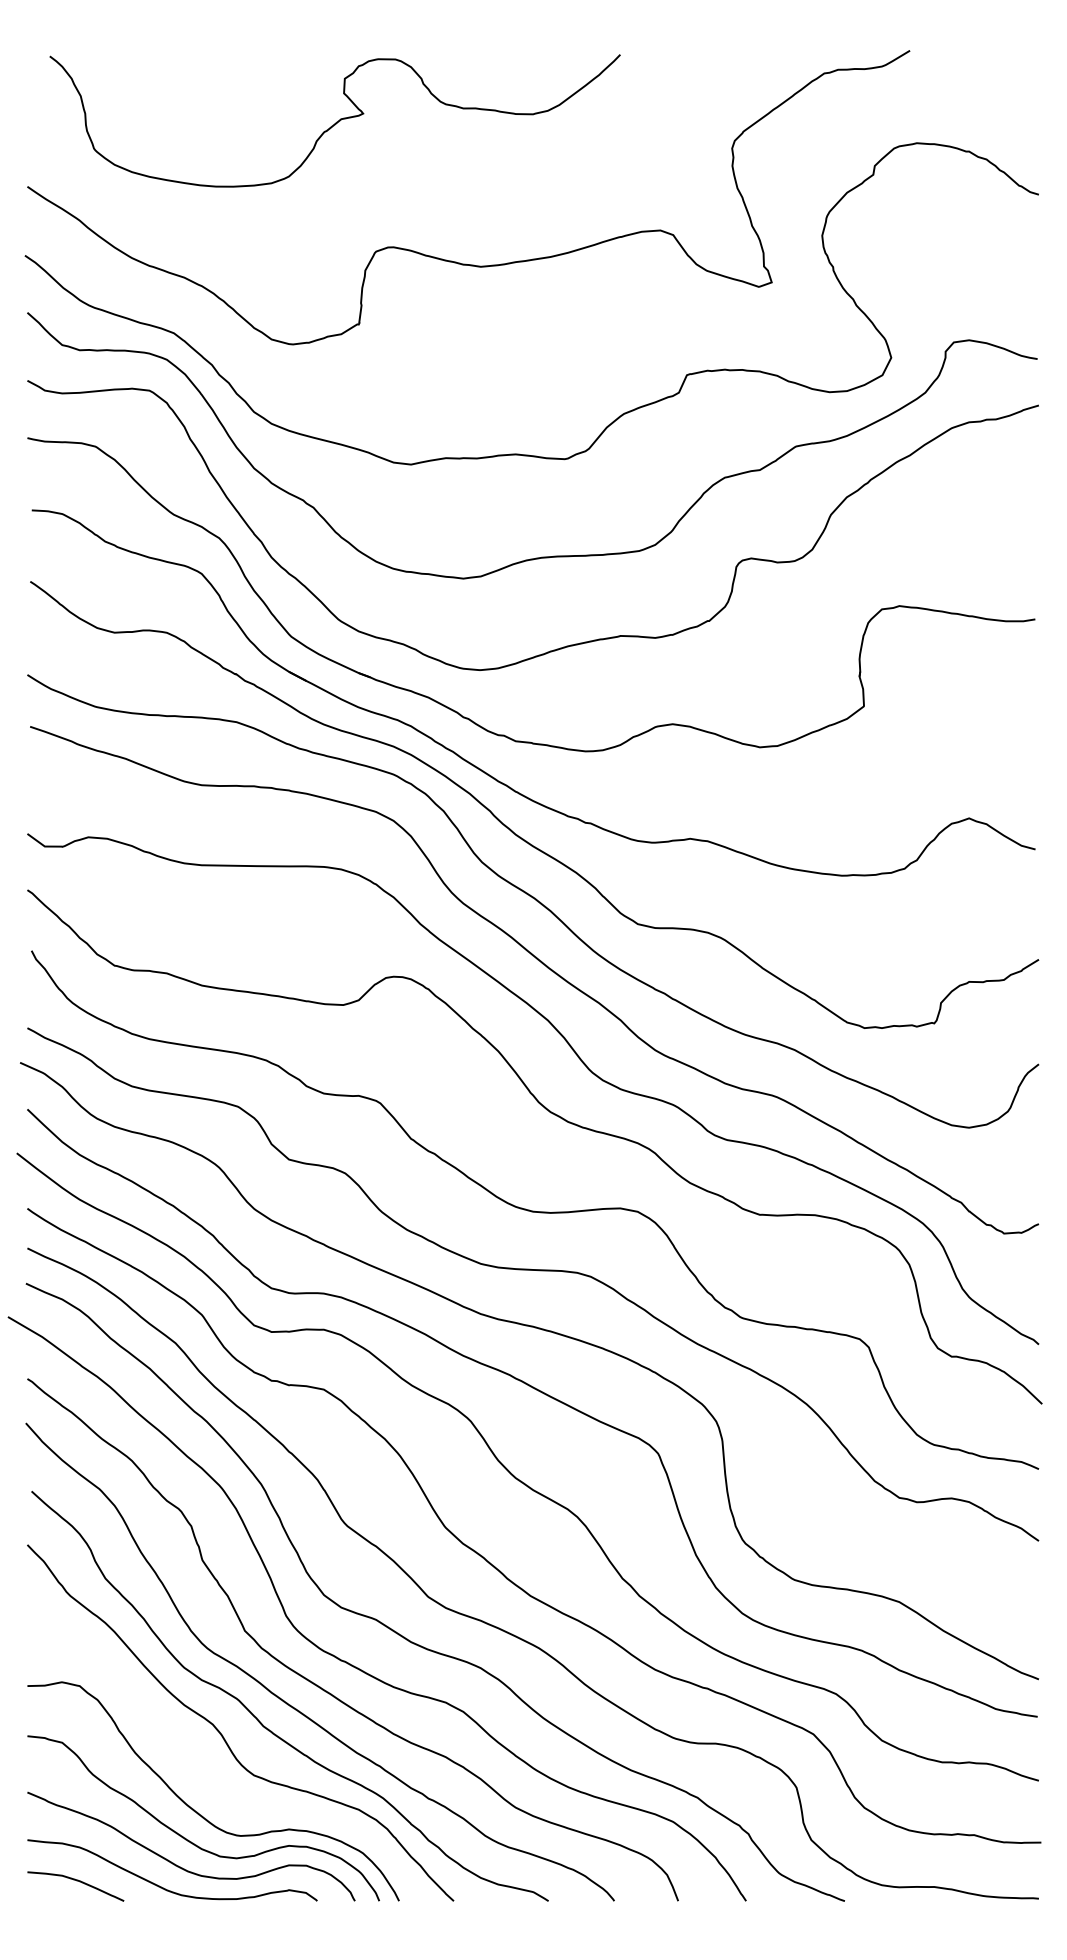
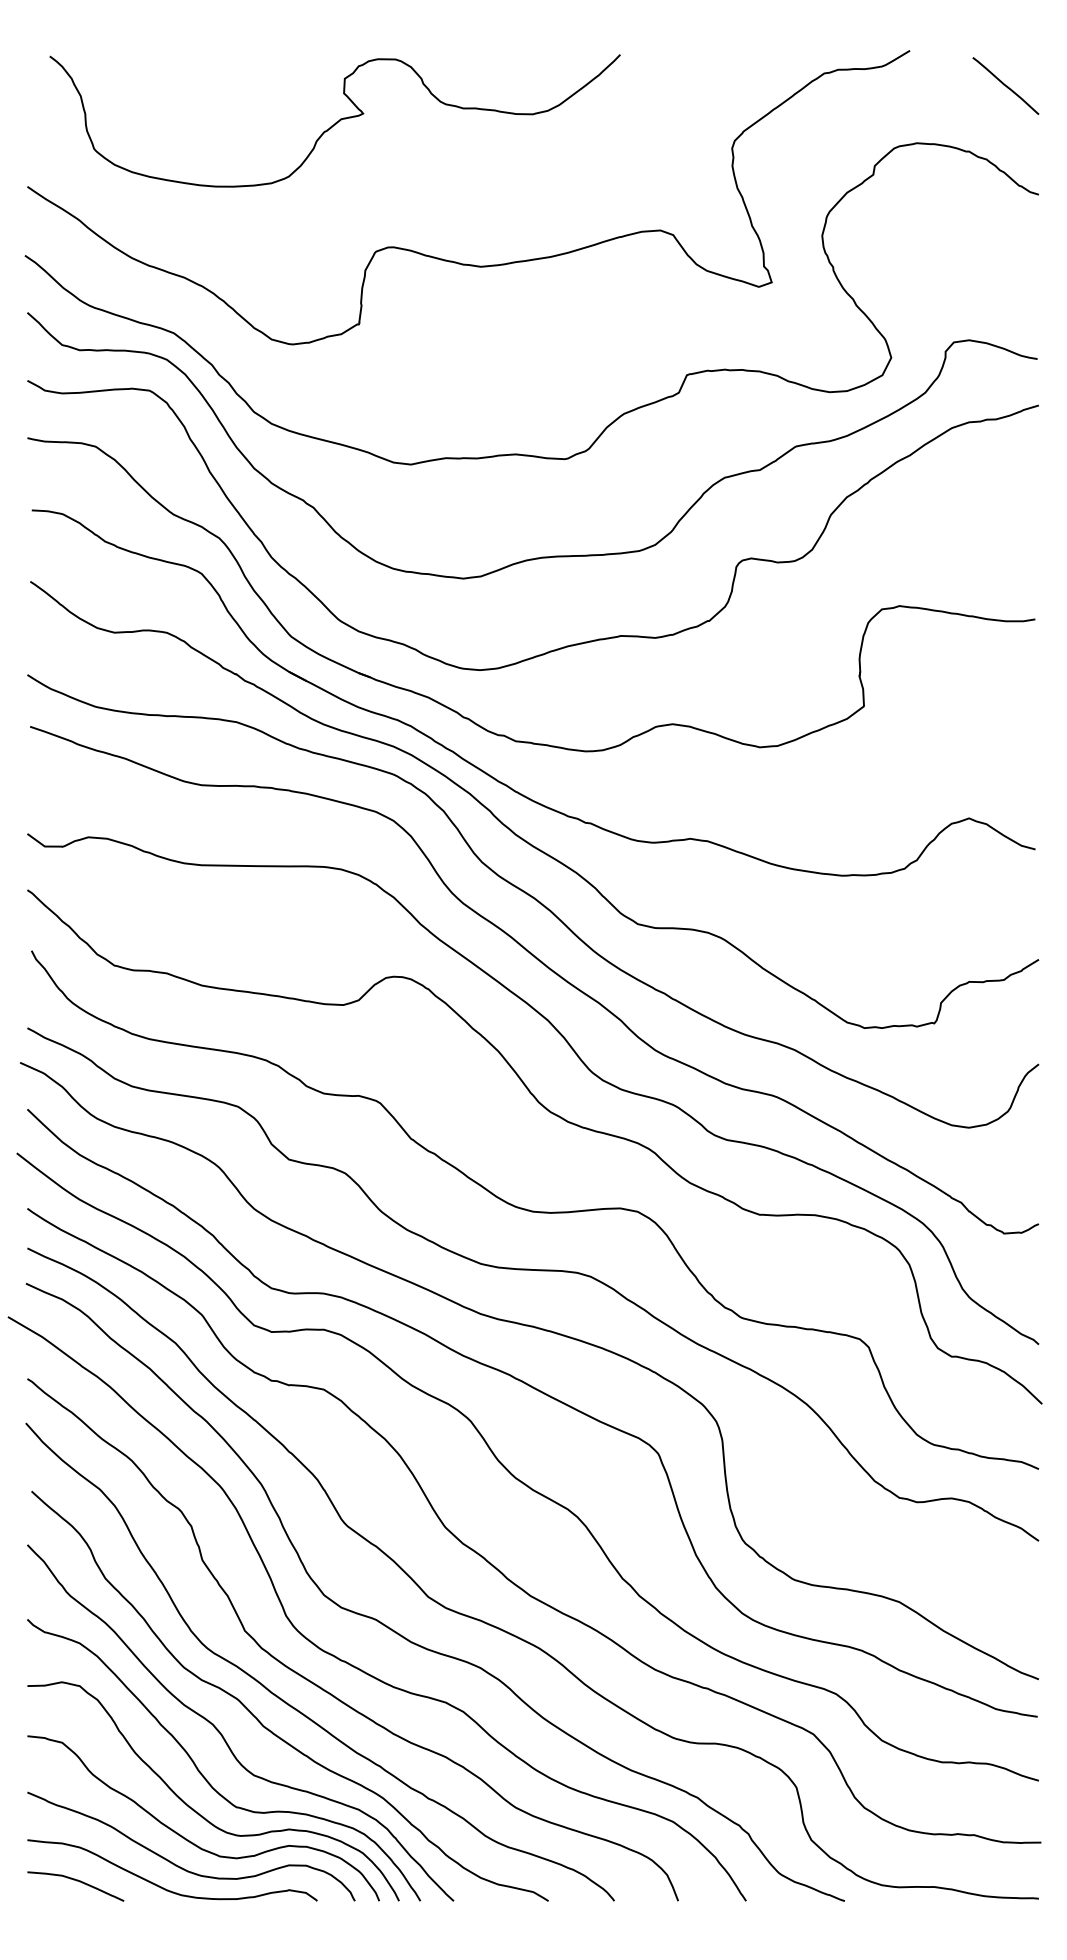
line: none -> present (1005, 85)
curve: none -> present (206, 1778)
